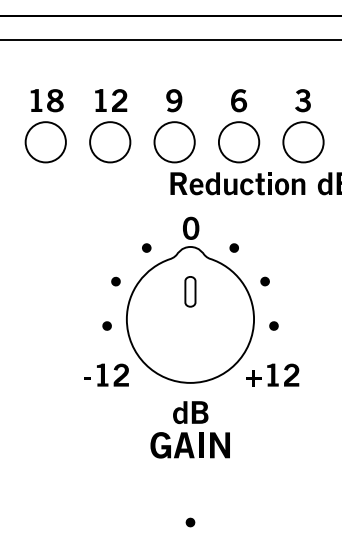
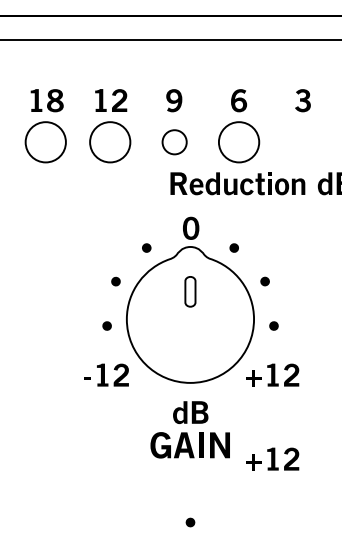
circle diameter: 40 px -> 24 px (174, 142)
circle: present -> none (303, 142)
part: none -> present (272, 458)
